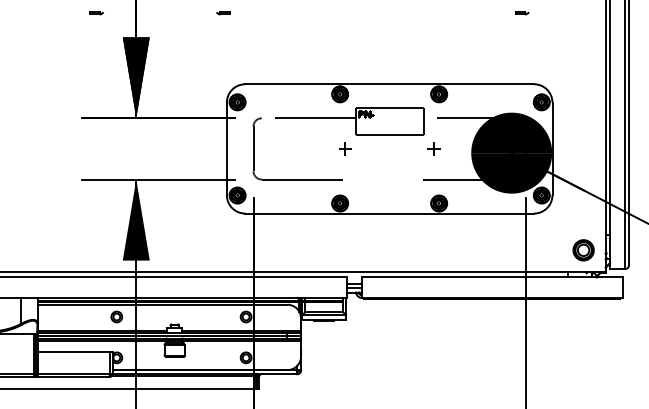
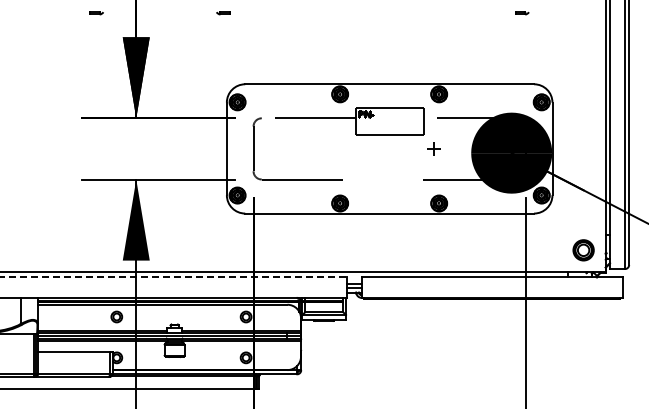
part: present -> none (345, 148)
line: solid -> dashed (173, 277)
